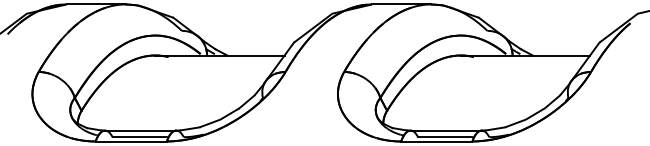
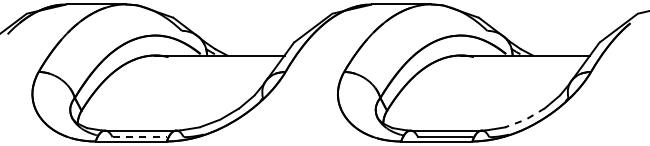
line: solid -> dashed (525, 119)
line: solid -> dashed (140, 137)
